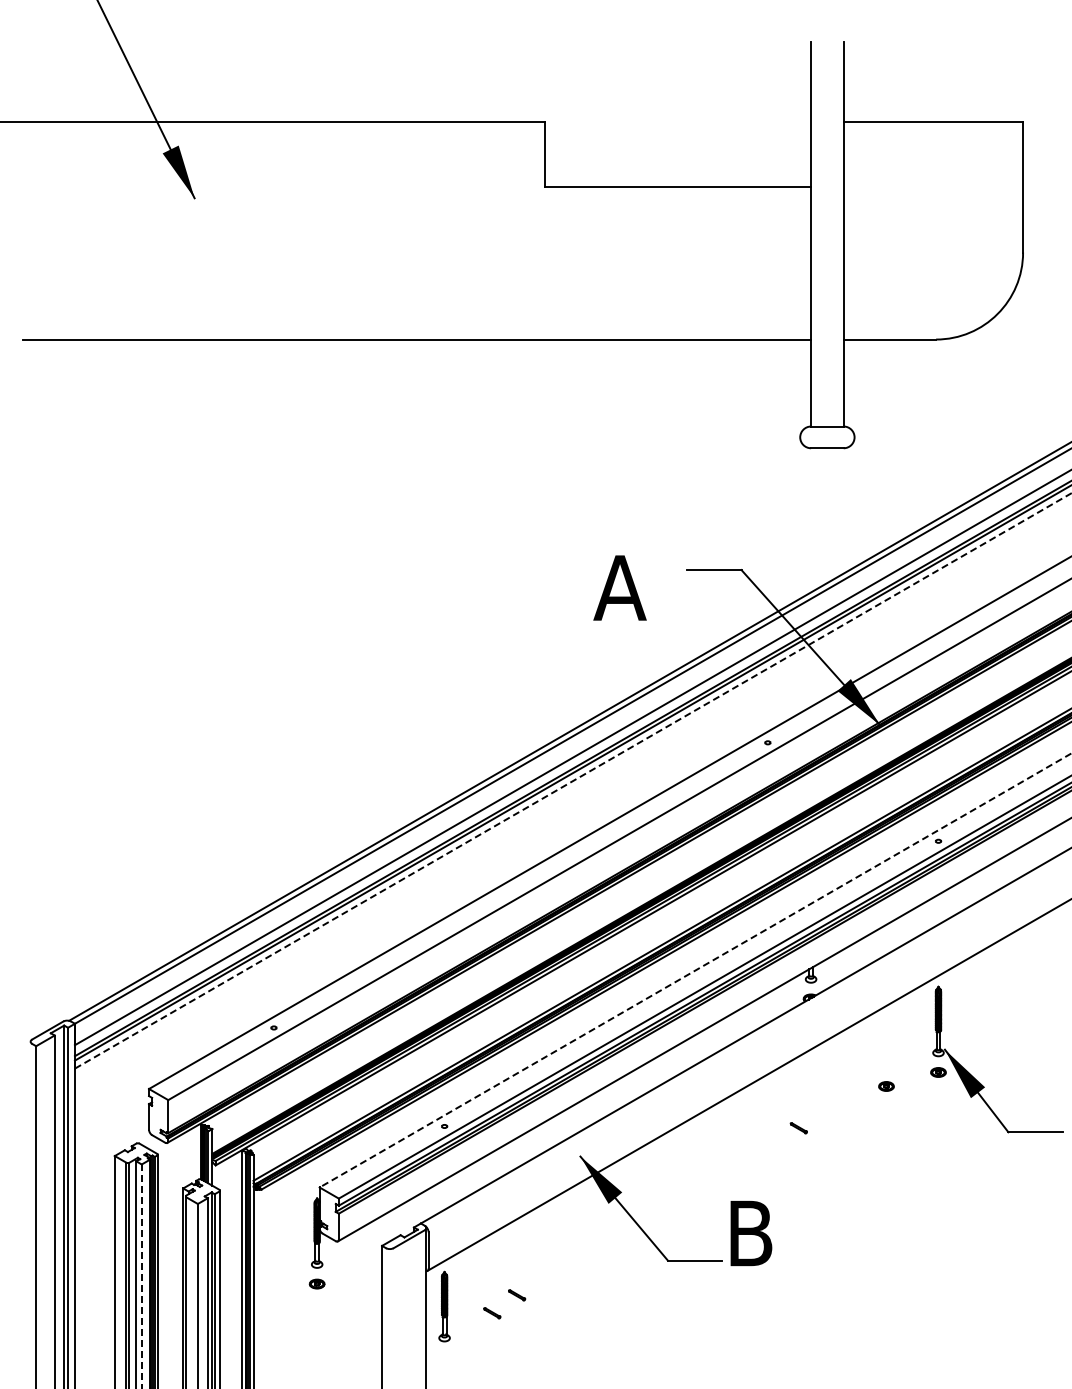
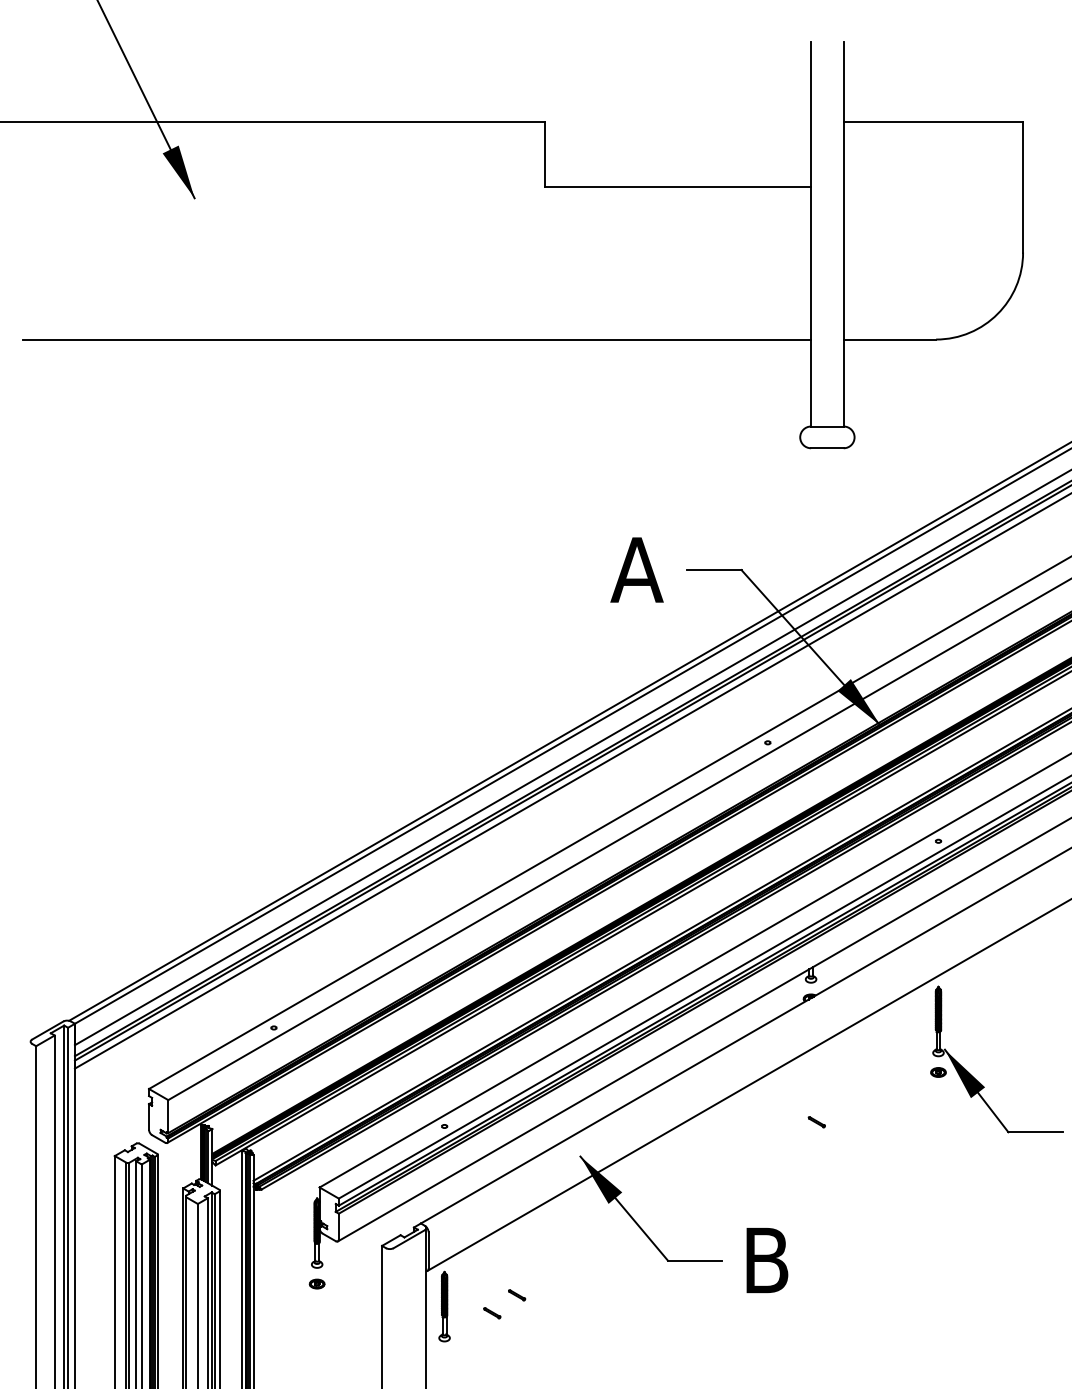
text position: (619, 587) -> (636, 569) (636, 569)
line: dashed -> solid (573, 780)
line: dashed -> solid (695, 970)
part: present -> none (886, 1086)
part position: (798, 1128) -> (816, 1122) (816, 1122)
text position: (751, 1233) -> (767, 1260) (767, 1260)
line: dashed -> solid (141, 1276)
